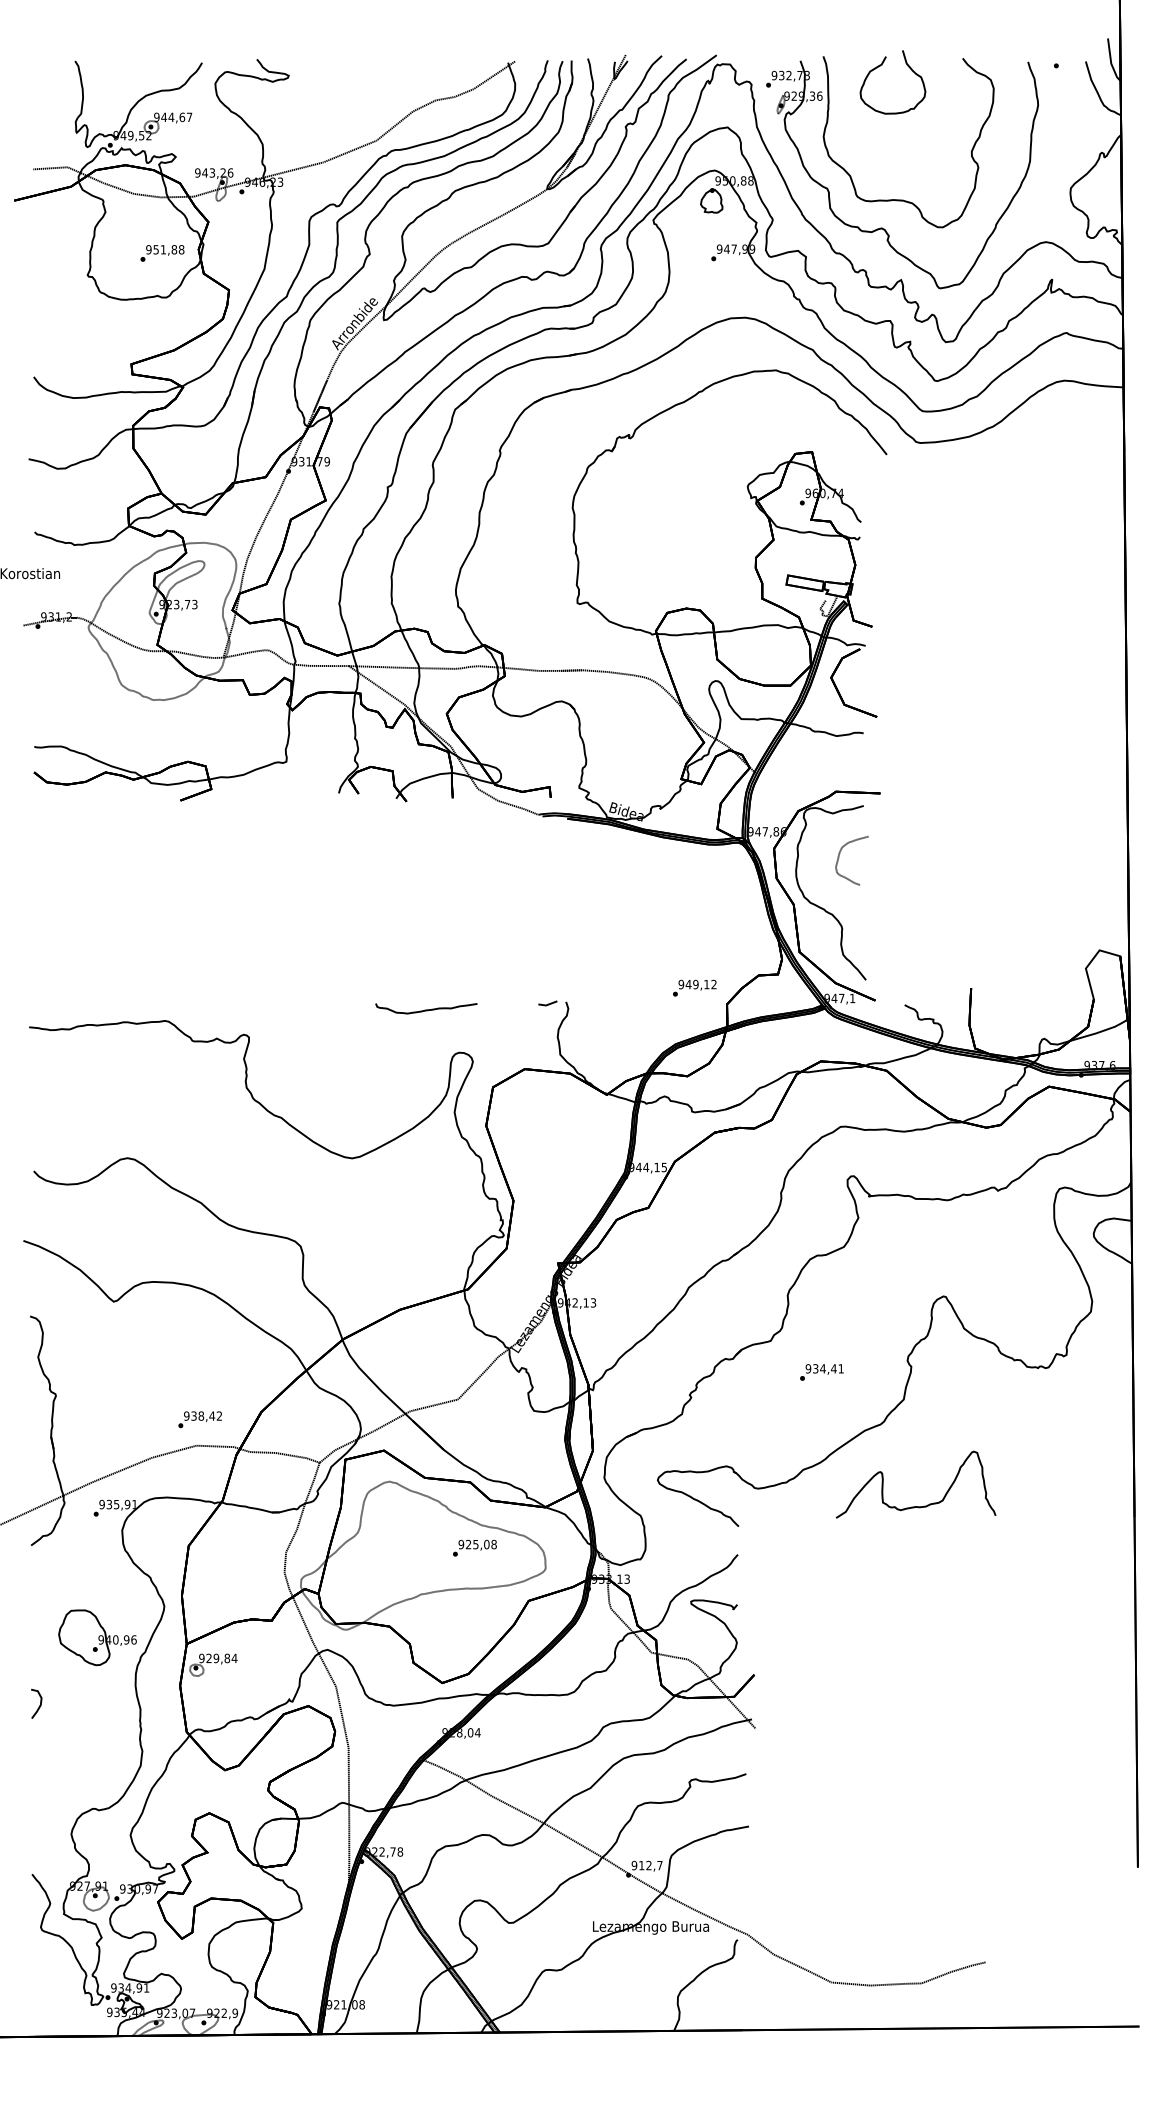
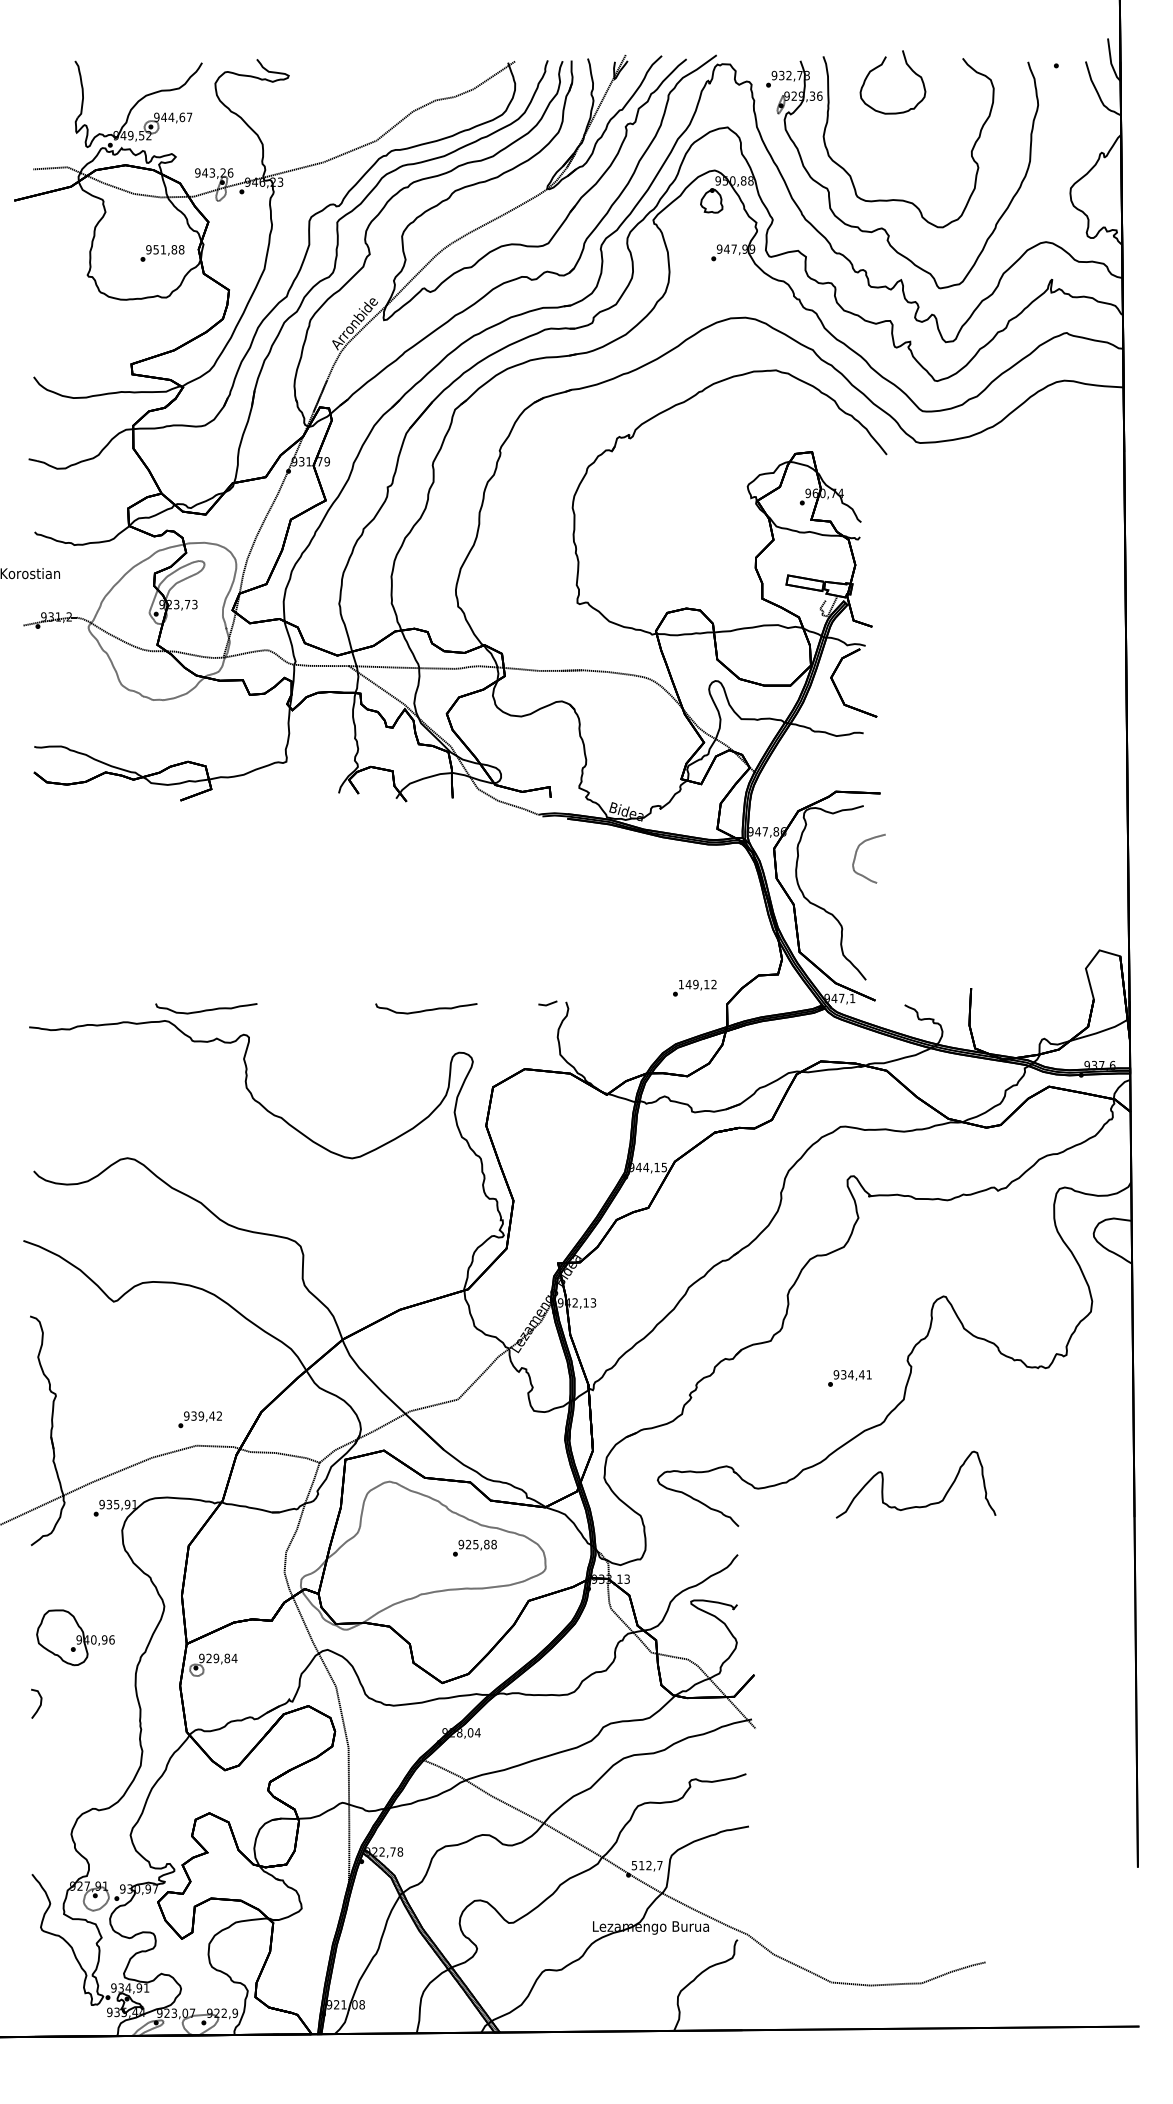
curve position: (839, 858) -> (856, 856) (856, 856)
text: 949,12 -> 149,12 (681, 984)
curve: none -> present (206, 1009)
text position: (821, 1372) -> (849, 1378) (849, 1378)
text: 938,42 -> 939,42 (201, 1415)
text: 925,08 -> 925,88 (486, 1544)
part position: (97, 1637) -> (75, 1637) (75, 1637)
text: 912,7 -> 512,7 (634, 1864)
